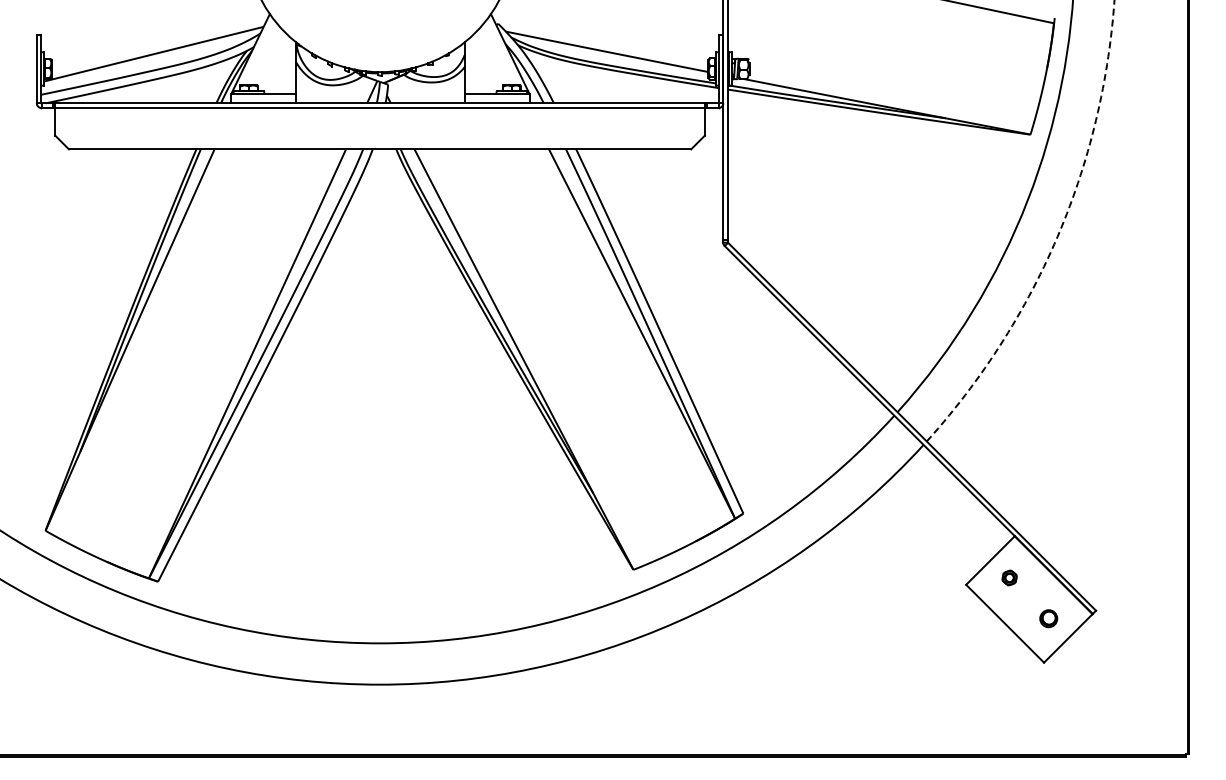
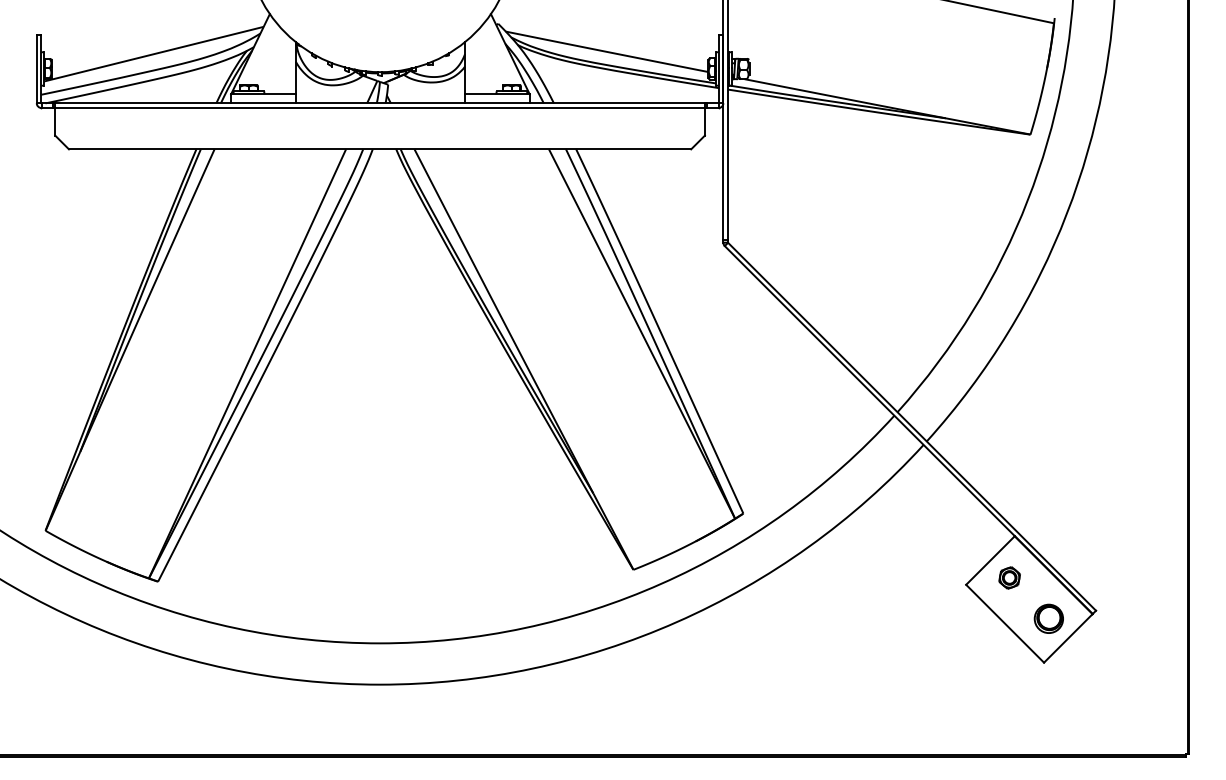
arc: dashed -> solid (1056, 237)
part size: 17x18 px -> 23x24 px (1009, 577)
part size: 20x20 px -> 31x31 px (1048, 618)
